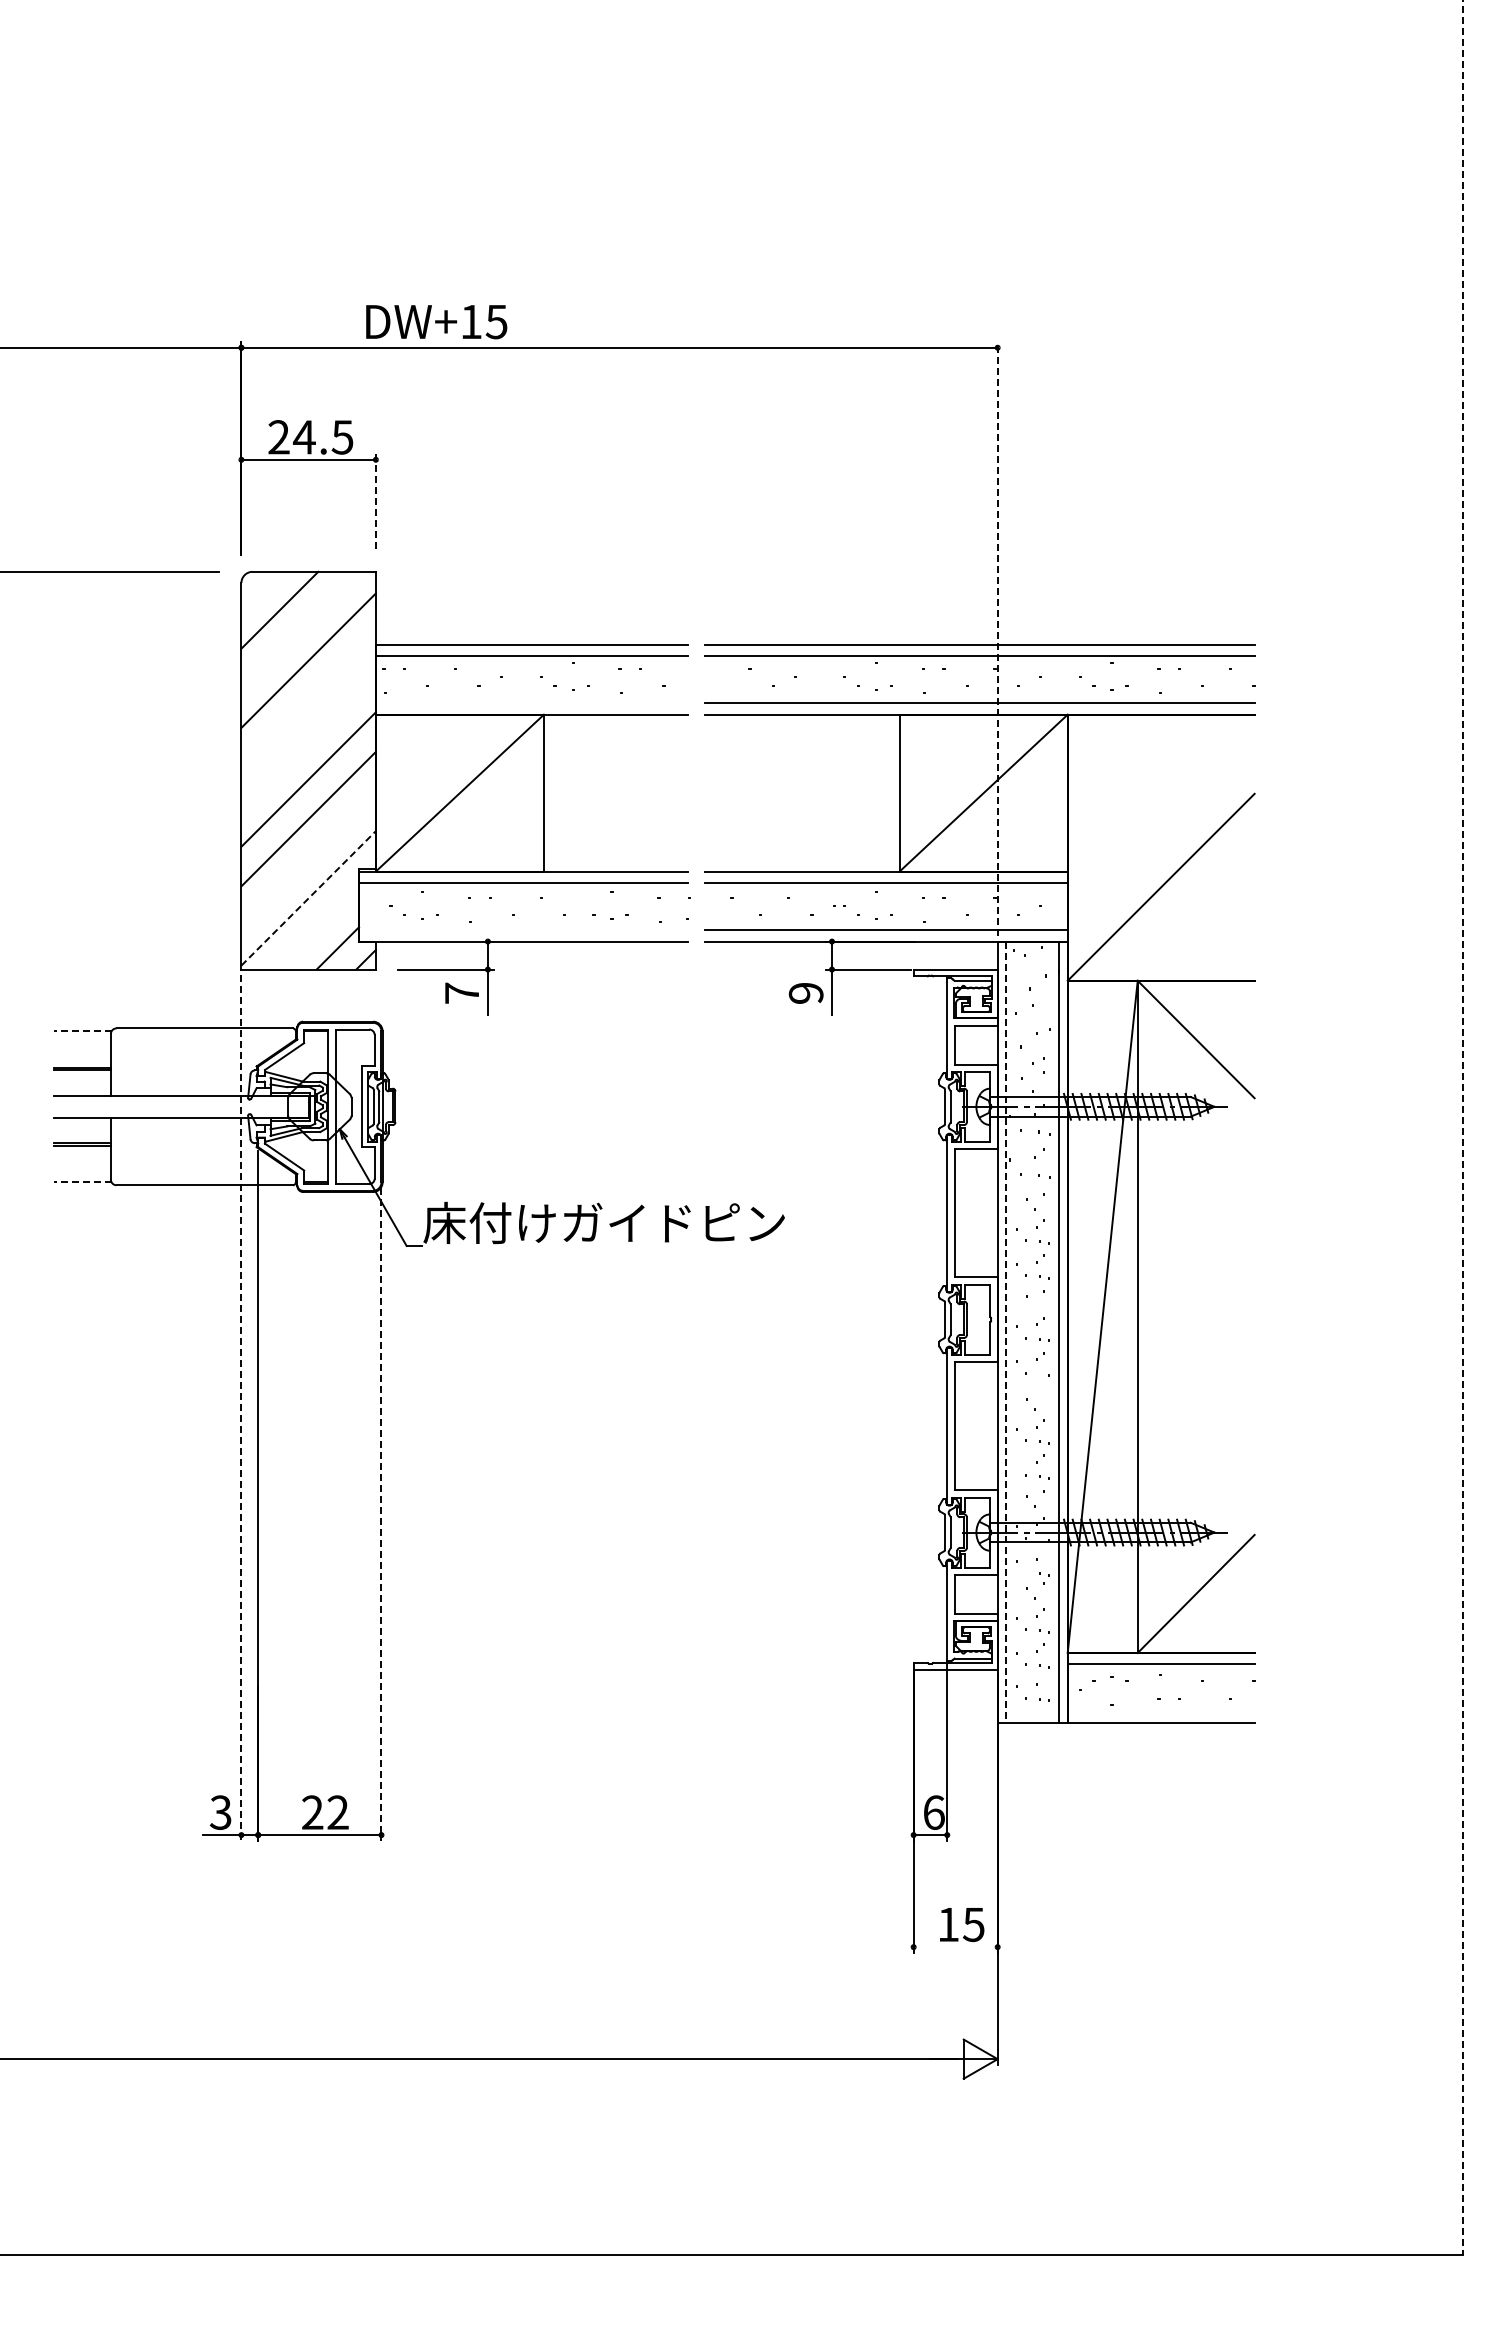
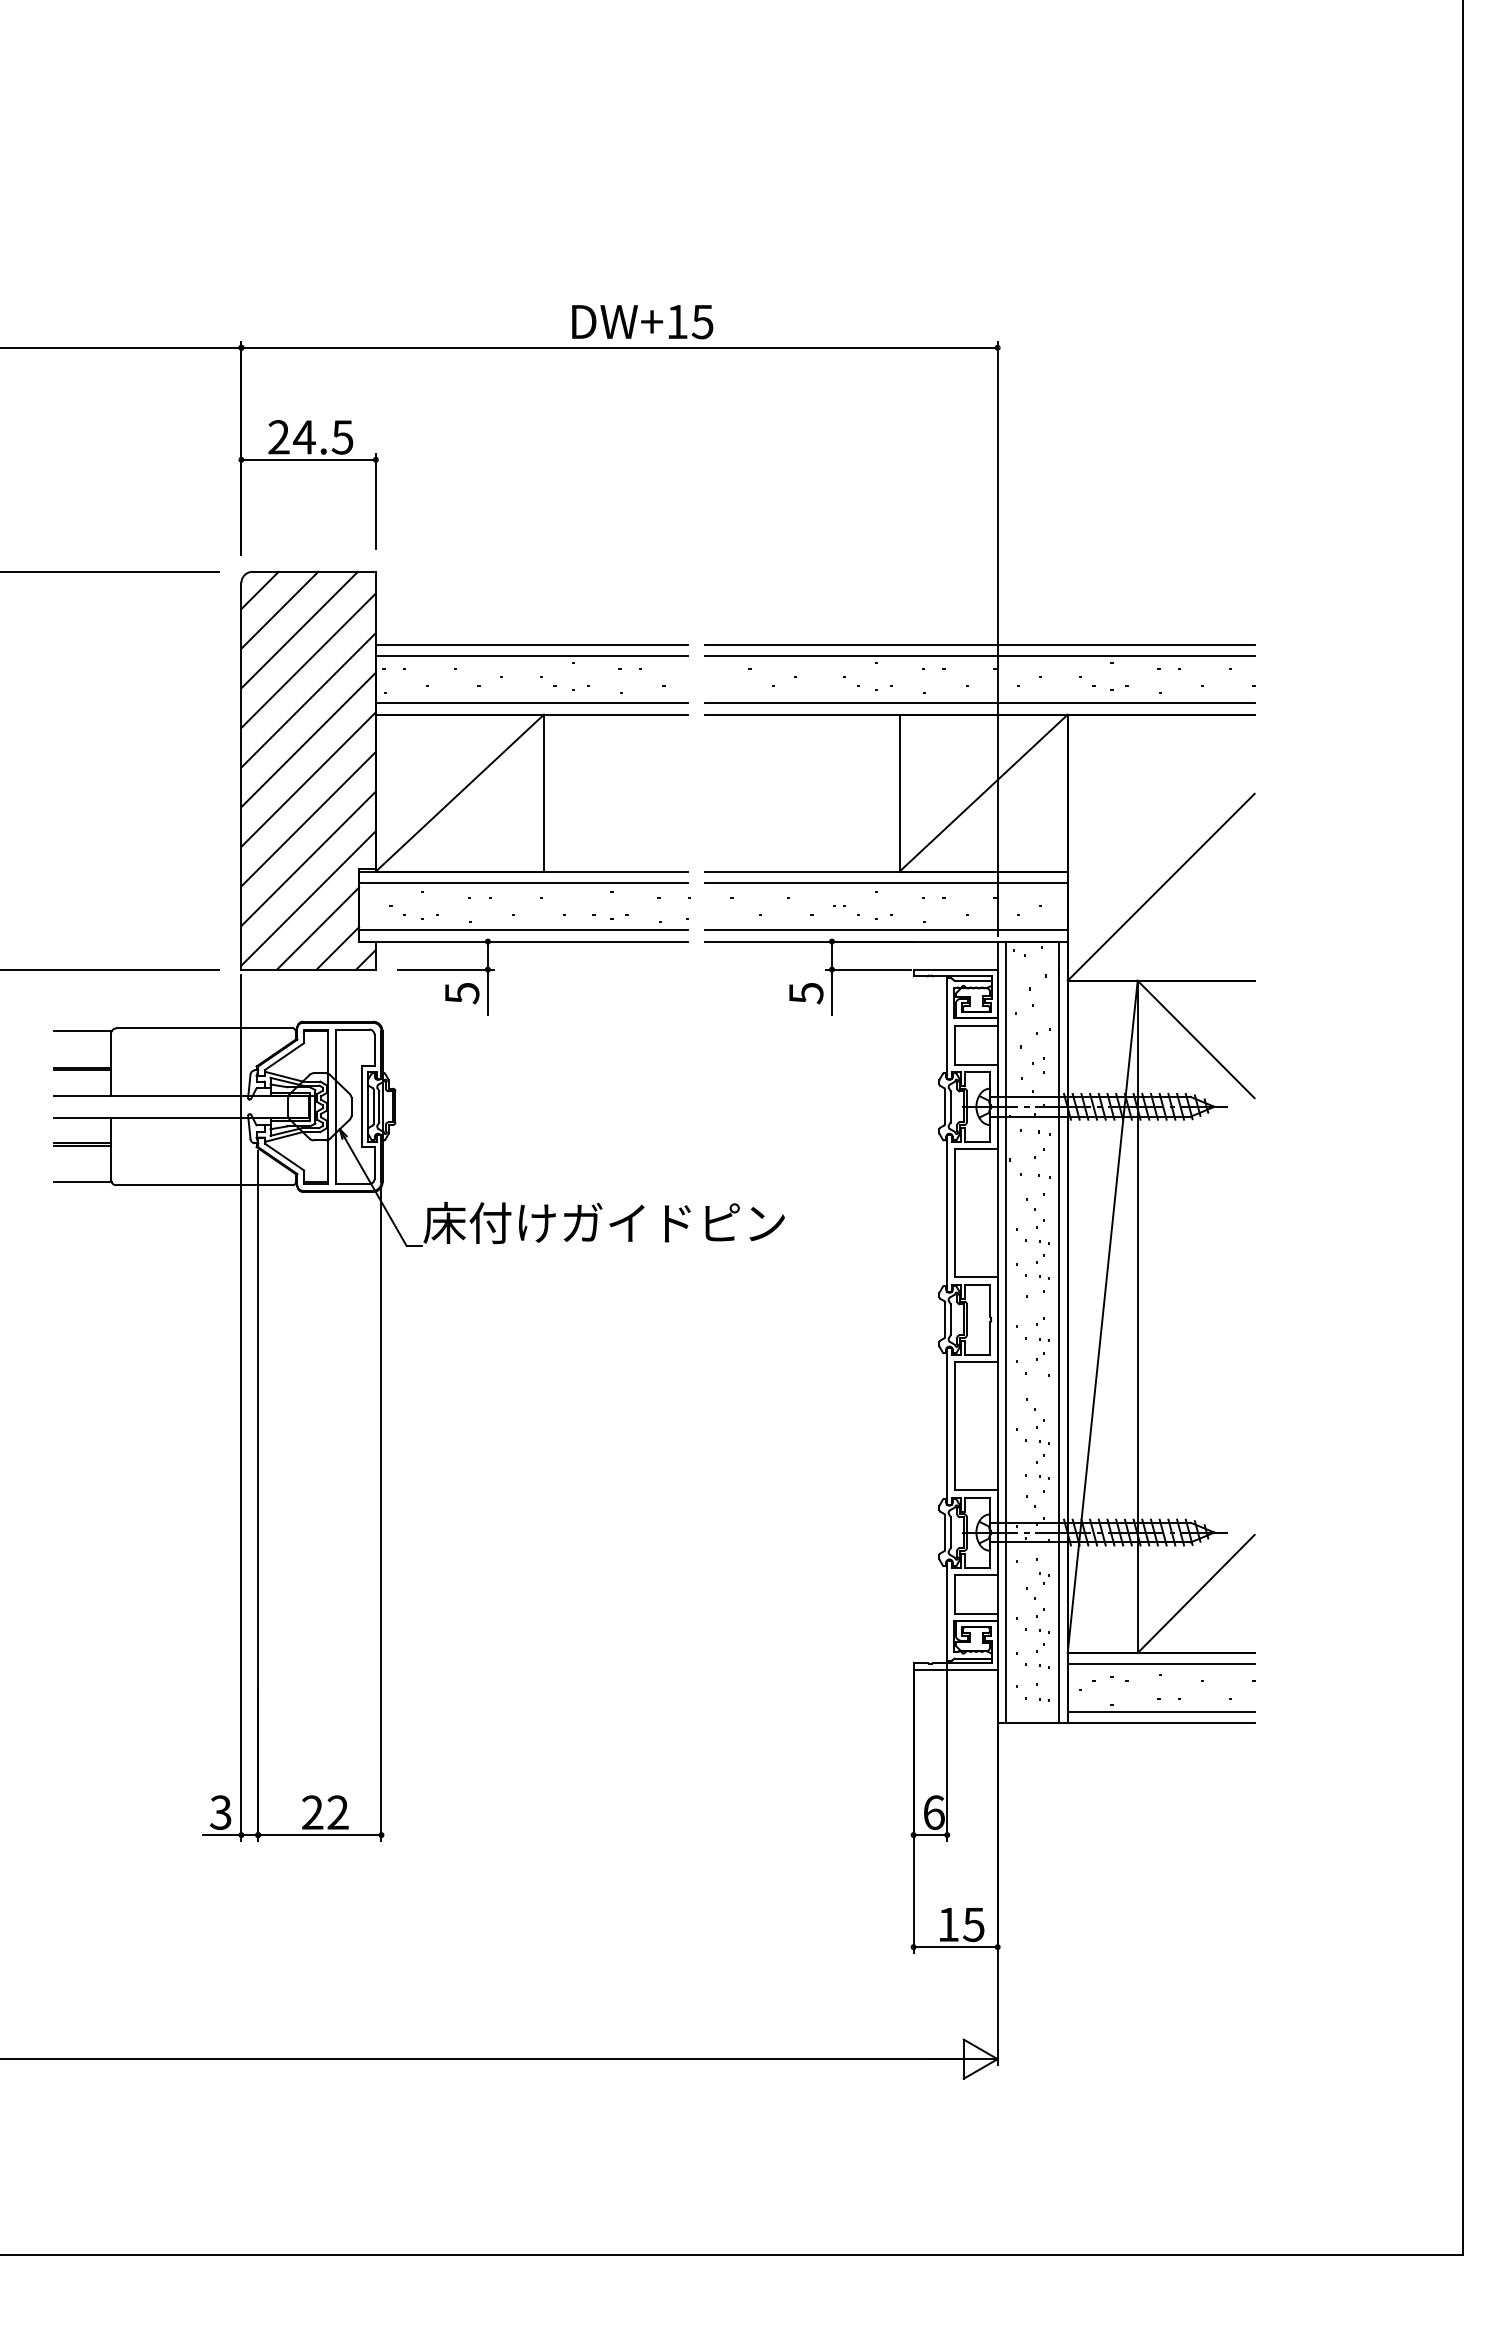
text position: (436, 322) -> (642, 322) (642, 322)
line: dashed -> solid (375, 501)
line: none -> present (259, 590)
line: none -> present (299, 629)
line: dashed -> solid (997, 639)
line: none -> present (308, 700)
line: none -> present (531, 703)
line: none -> present (308, 739)
line: none -> present (308, 858)
line: dashed -> solid (309, 898)
line: none -> present (318, 928)
line: none -> present (523, 930)
line: none -> present (110, 969)
text: 7 -> 5 (462, 993)
text: 9 -> 5 (805, 993)
line: dashed -> solid (82, 1031)
line: dashed -> solid (1462, 1127)
line: dashed -> solid (82, 1182)
line: dashed -> solid (1006, 1332)
line: dashed -> solid (241, 1407)
line: dashed -> solid (381, 1514)
line: none -> present (1160, 1711)
line: none -> present (955, 1947)
